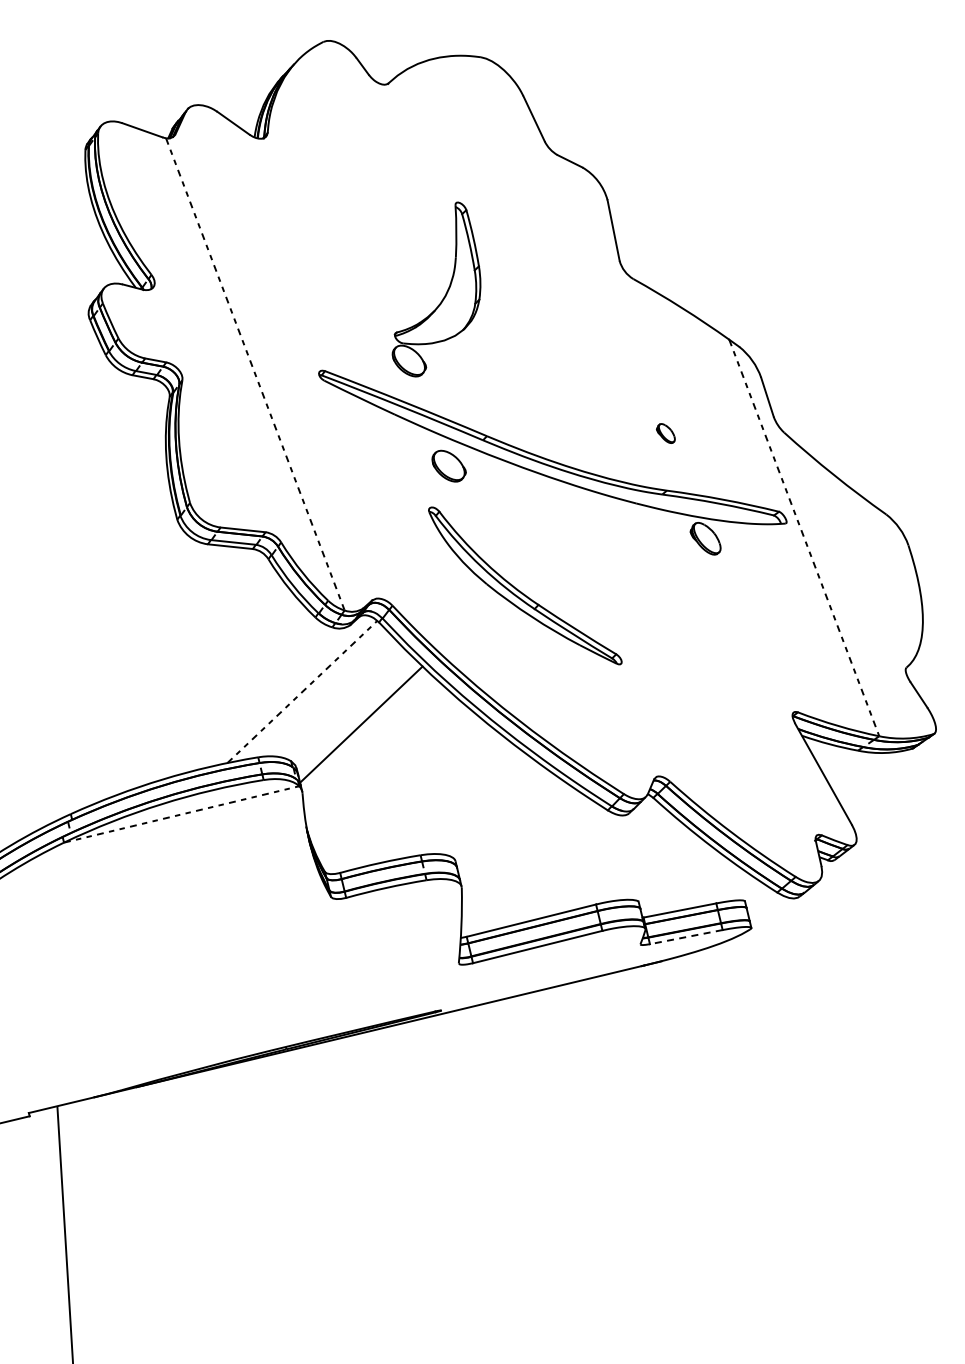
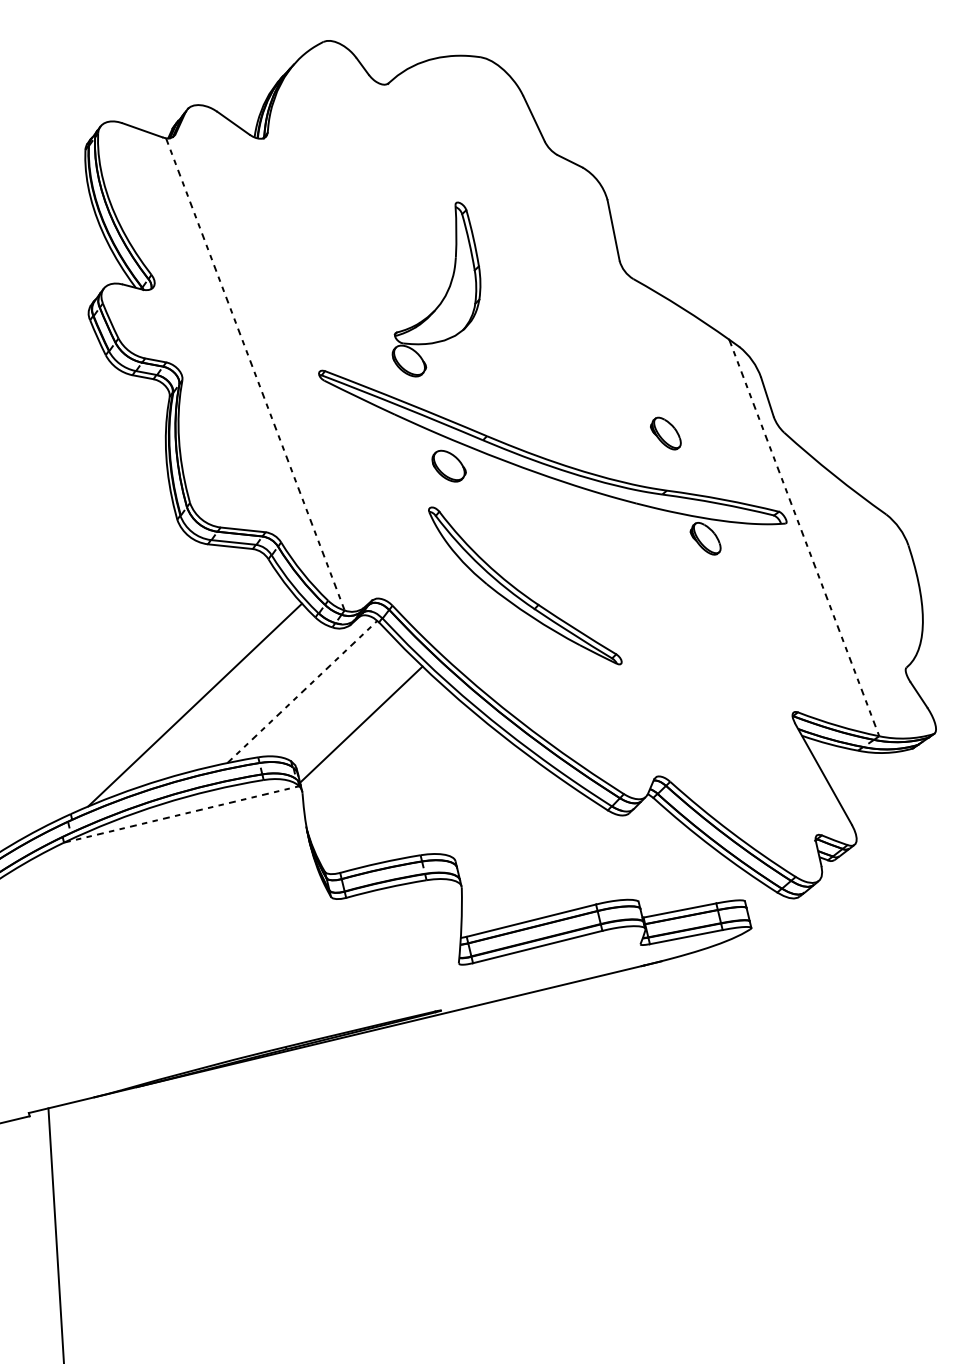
part size: 20x21 px -> 32x35 px (665, 433)
line: none -> present (195, 704)
line: dashed -> solid (685, 937)
line position: (64, 1233) -> (55, 1234) (55, 1234)
